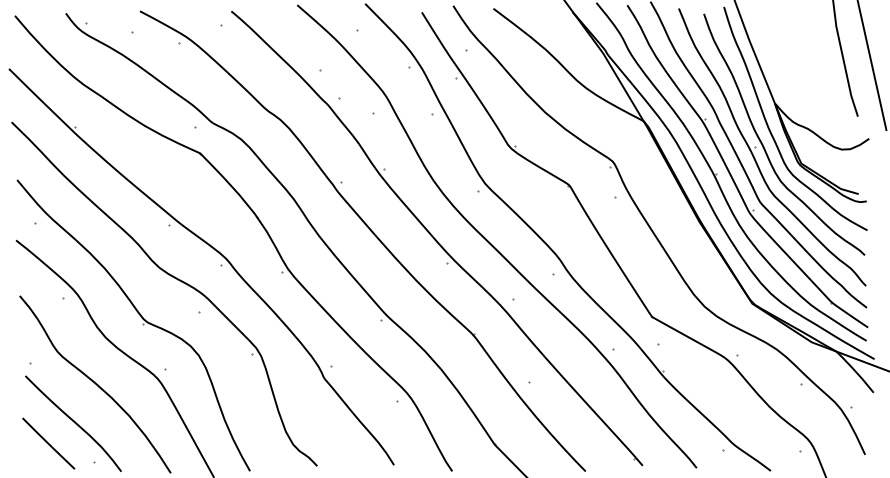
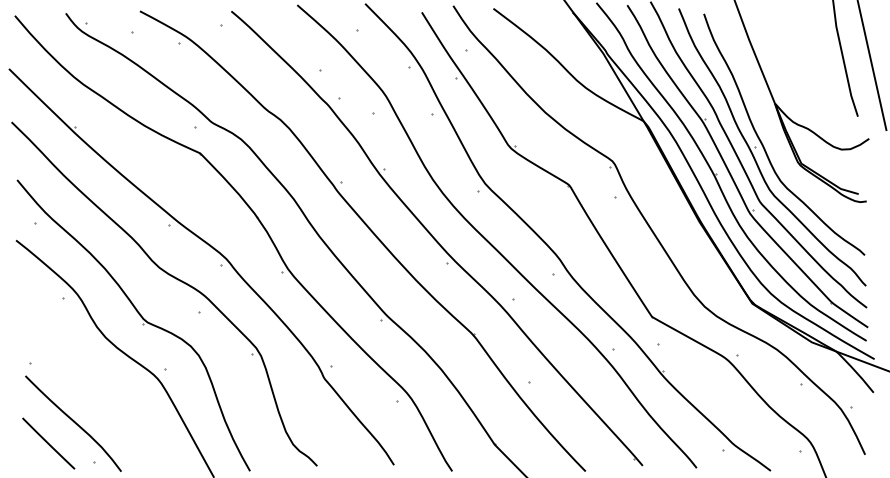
curve: present -> none (771, 131)
curve: present -> none (95, 384)
